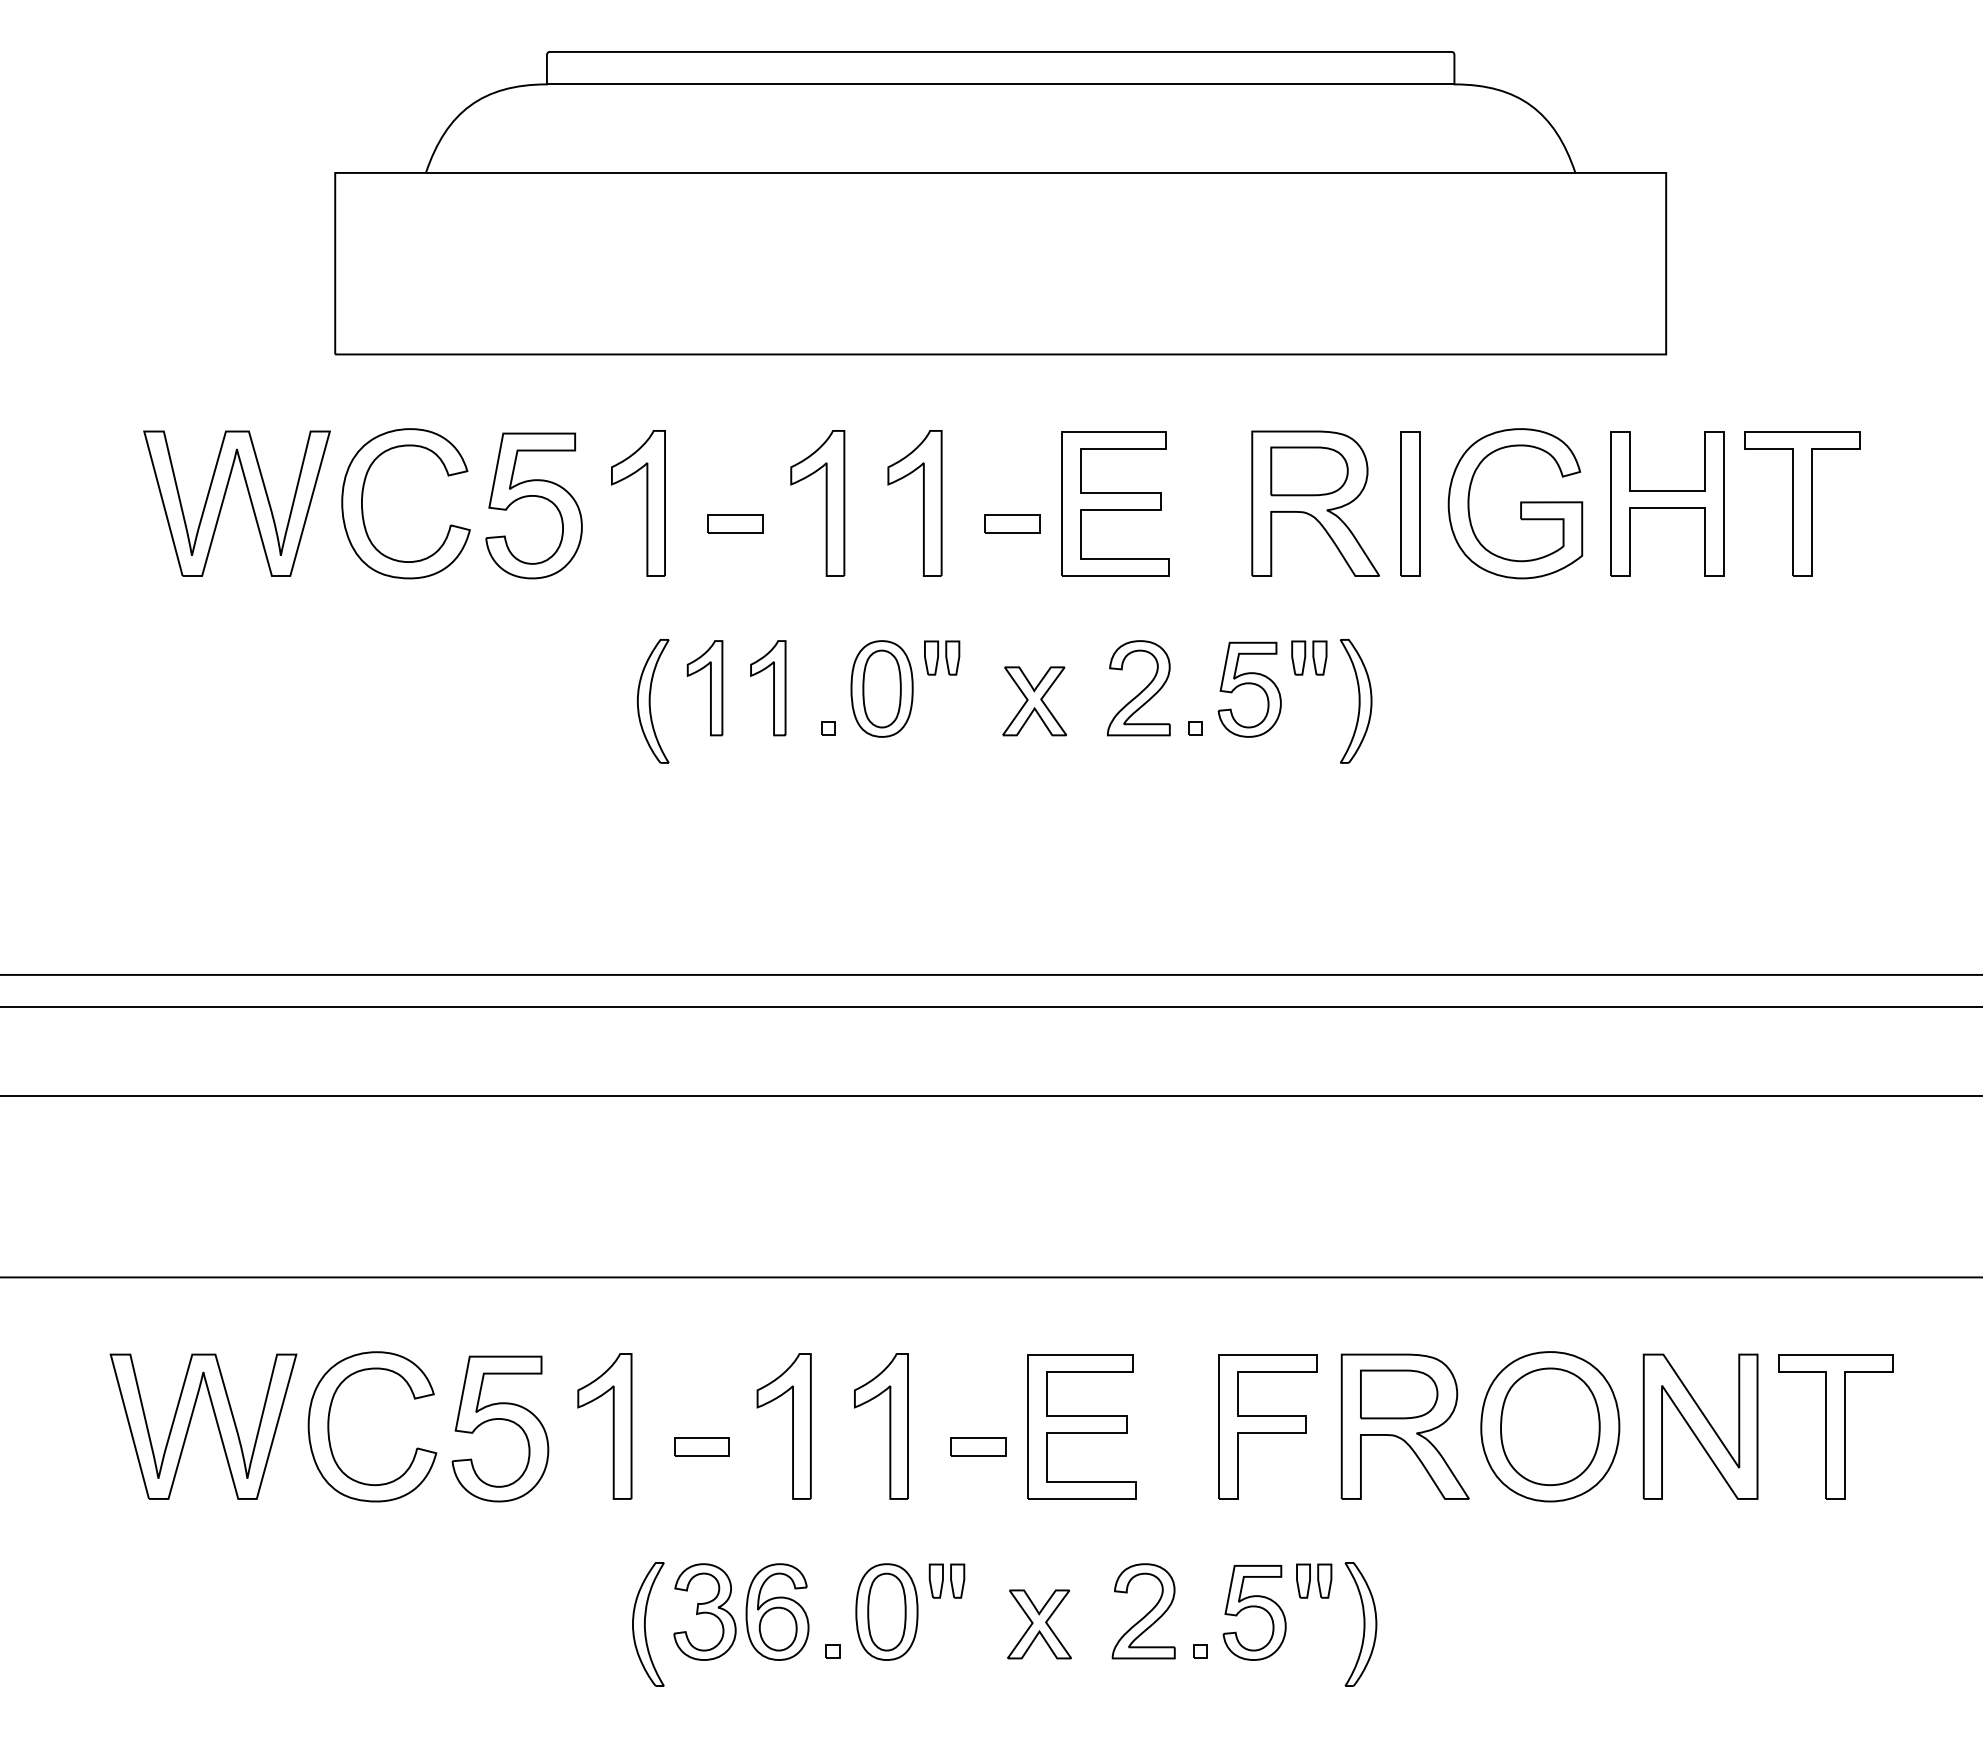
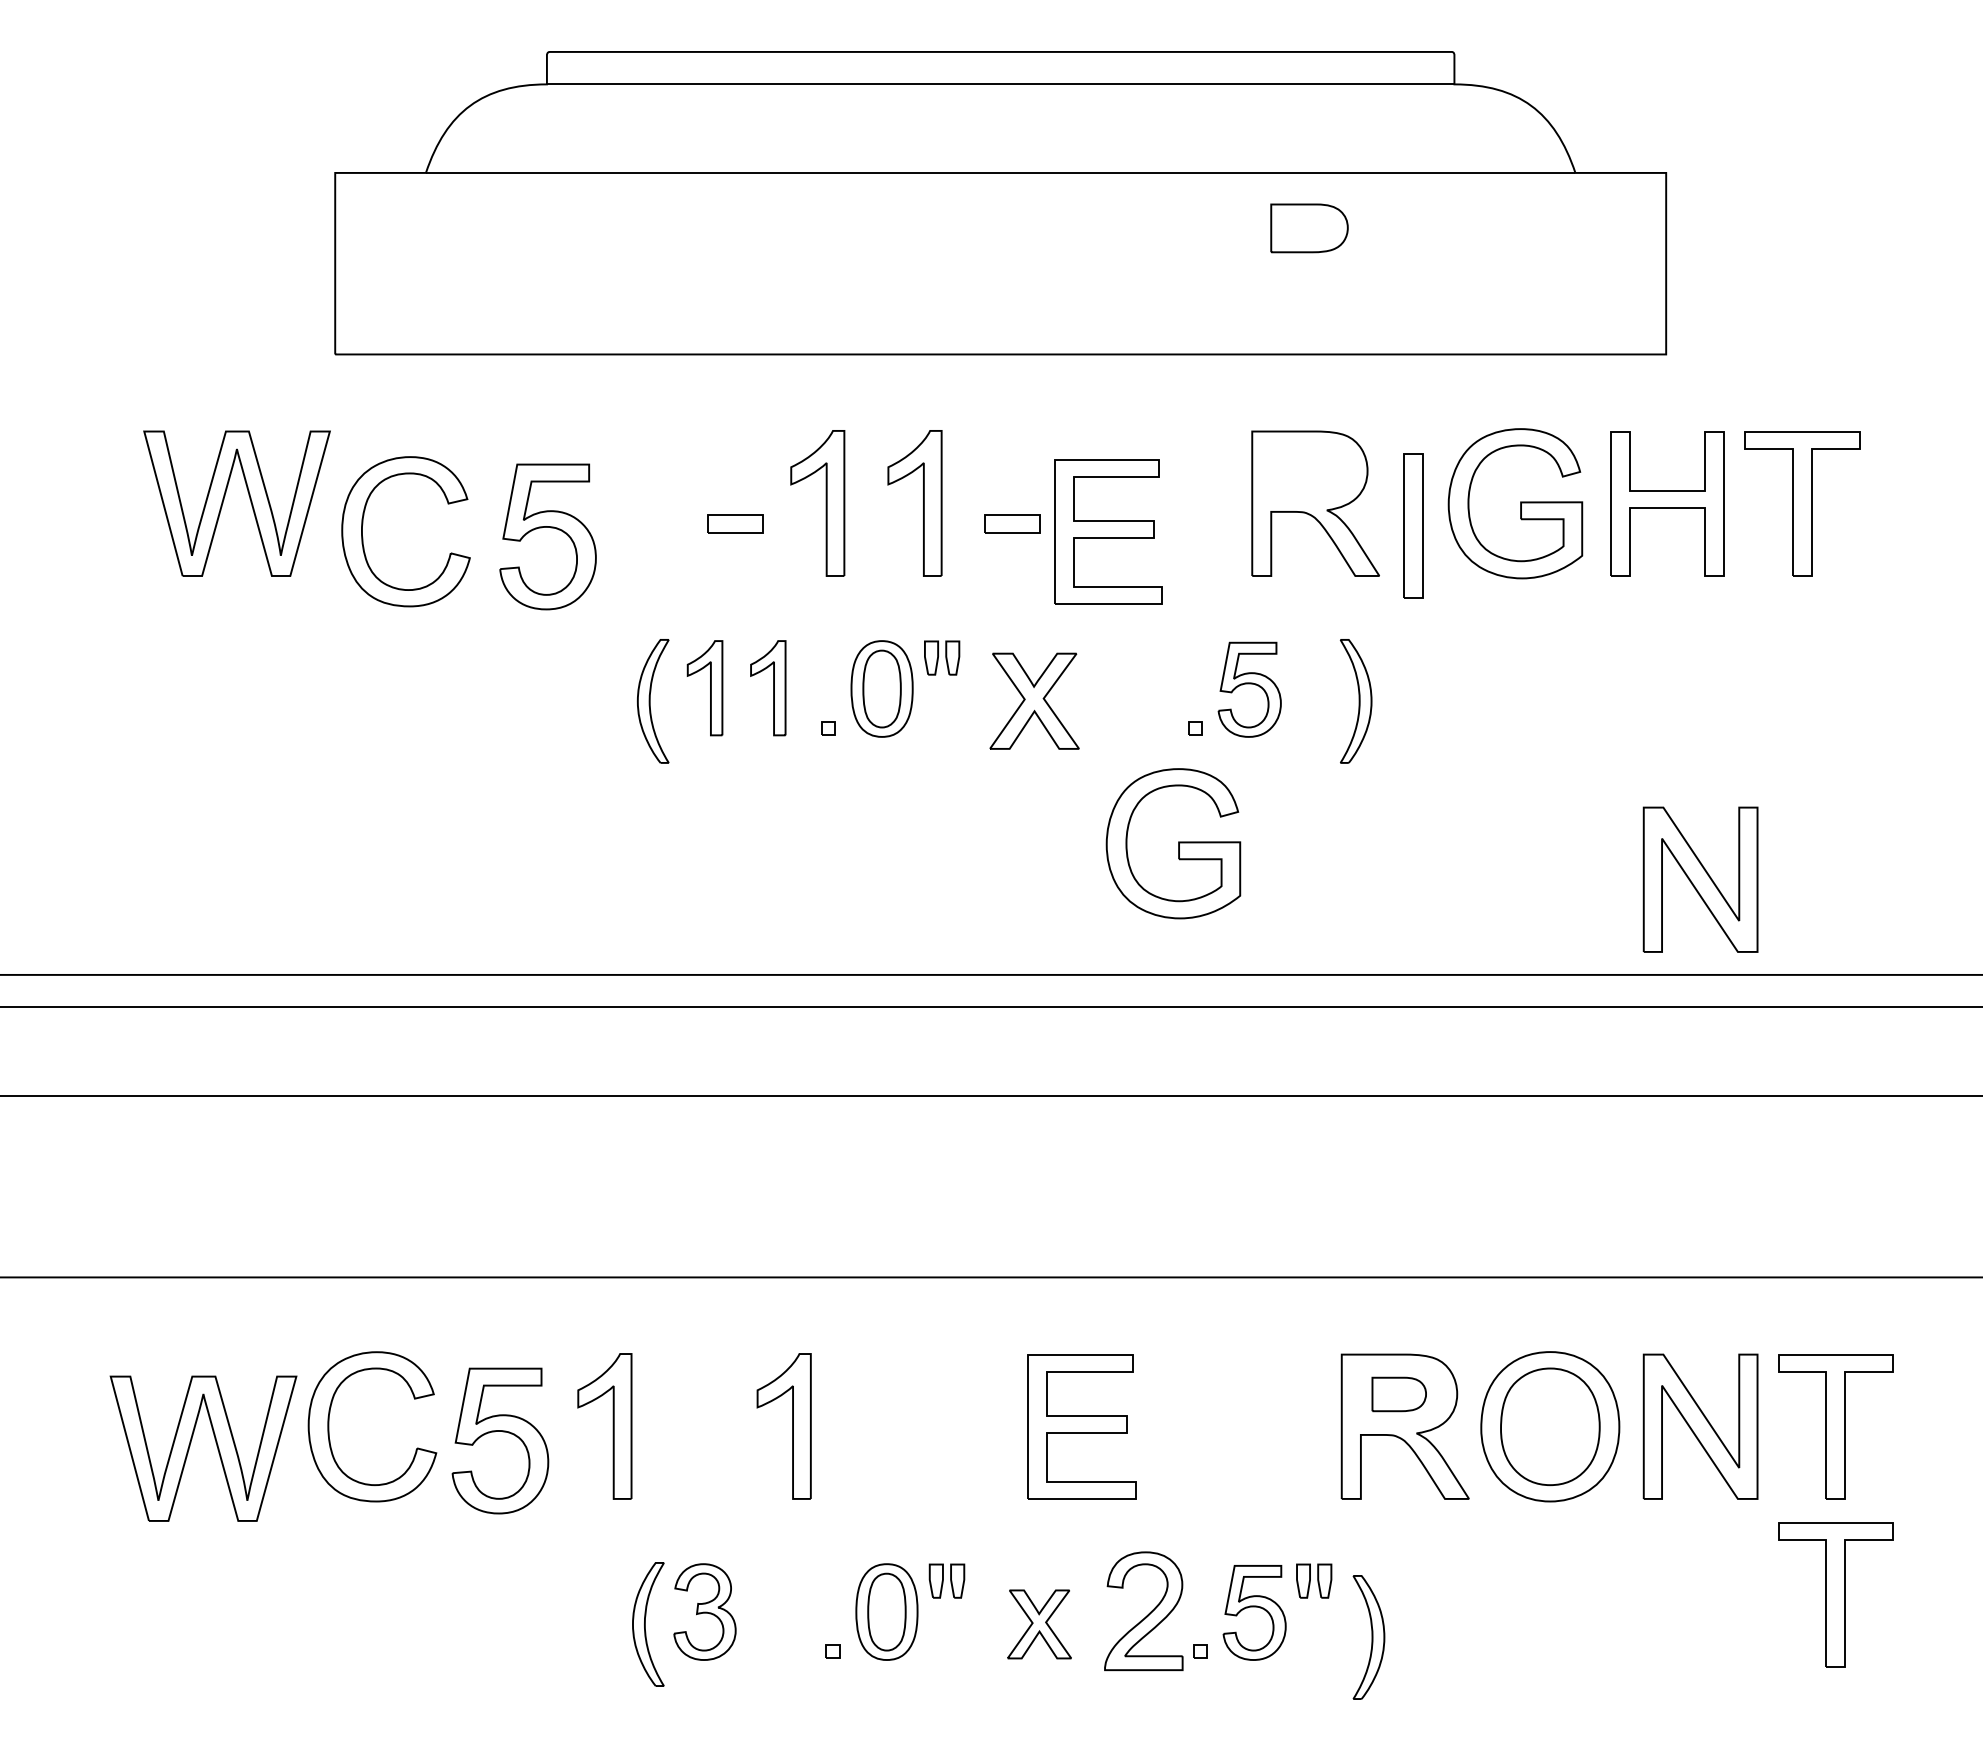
part position: (1309, 471) -> (1309, 228) (1309, 228)
part position: (537, 497) -> (551, 528) (551, 528)
part: present -> none (646, 503)
part position: (1115, 503) -> (1108, 531) (1108, 531)
part position: (1410, 503) -> (1413, 525) (1413, 525)
part position: (363, 509) -> (363, 537) (363, 537)
part: present -> none (1309, 657)
part: present -> none (1138, 688)
part size: 66x71 px -> 91x98 px (1034, 700)
part: none -> present (1173, 843)
part: none -> present (1700, 879)
part size: 79x51 px -> 56x37 px (1398, 1394)
part position: (503, 1420) -> (503, 1432) (503, 1432)
part position: (191, 1421) -> (191, 1443) (191, 1443)
part: present -> none (889, 1426)
part: present -> none (1267, 1426)
part: present -> none (701, 1446)
part: present -> none (978, 1446)
part: none -> present (1835, 1594)
part: present -> none (777, 1611)
part size: 65x97 px -> 80x121 px (1143, 1611)
part position: (1360, 1624) -> (1368, 1637) (1368, 1637)
